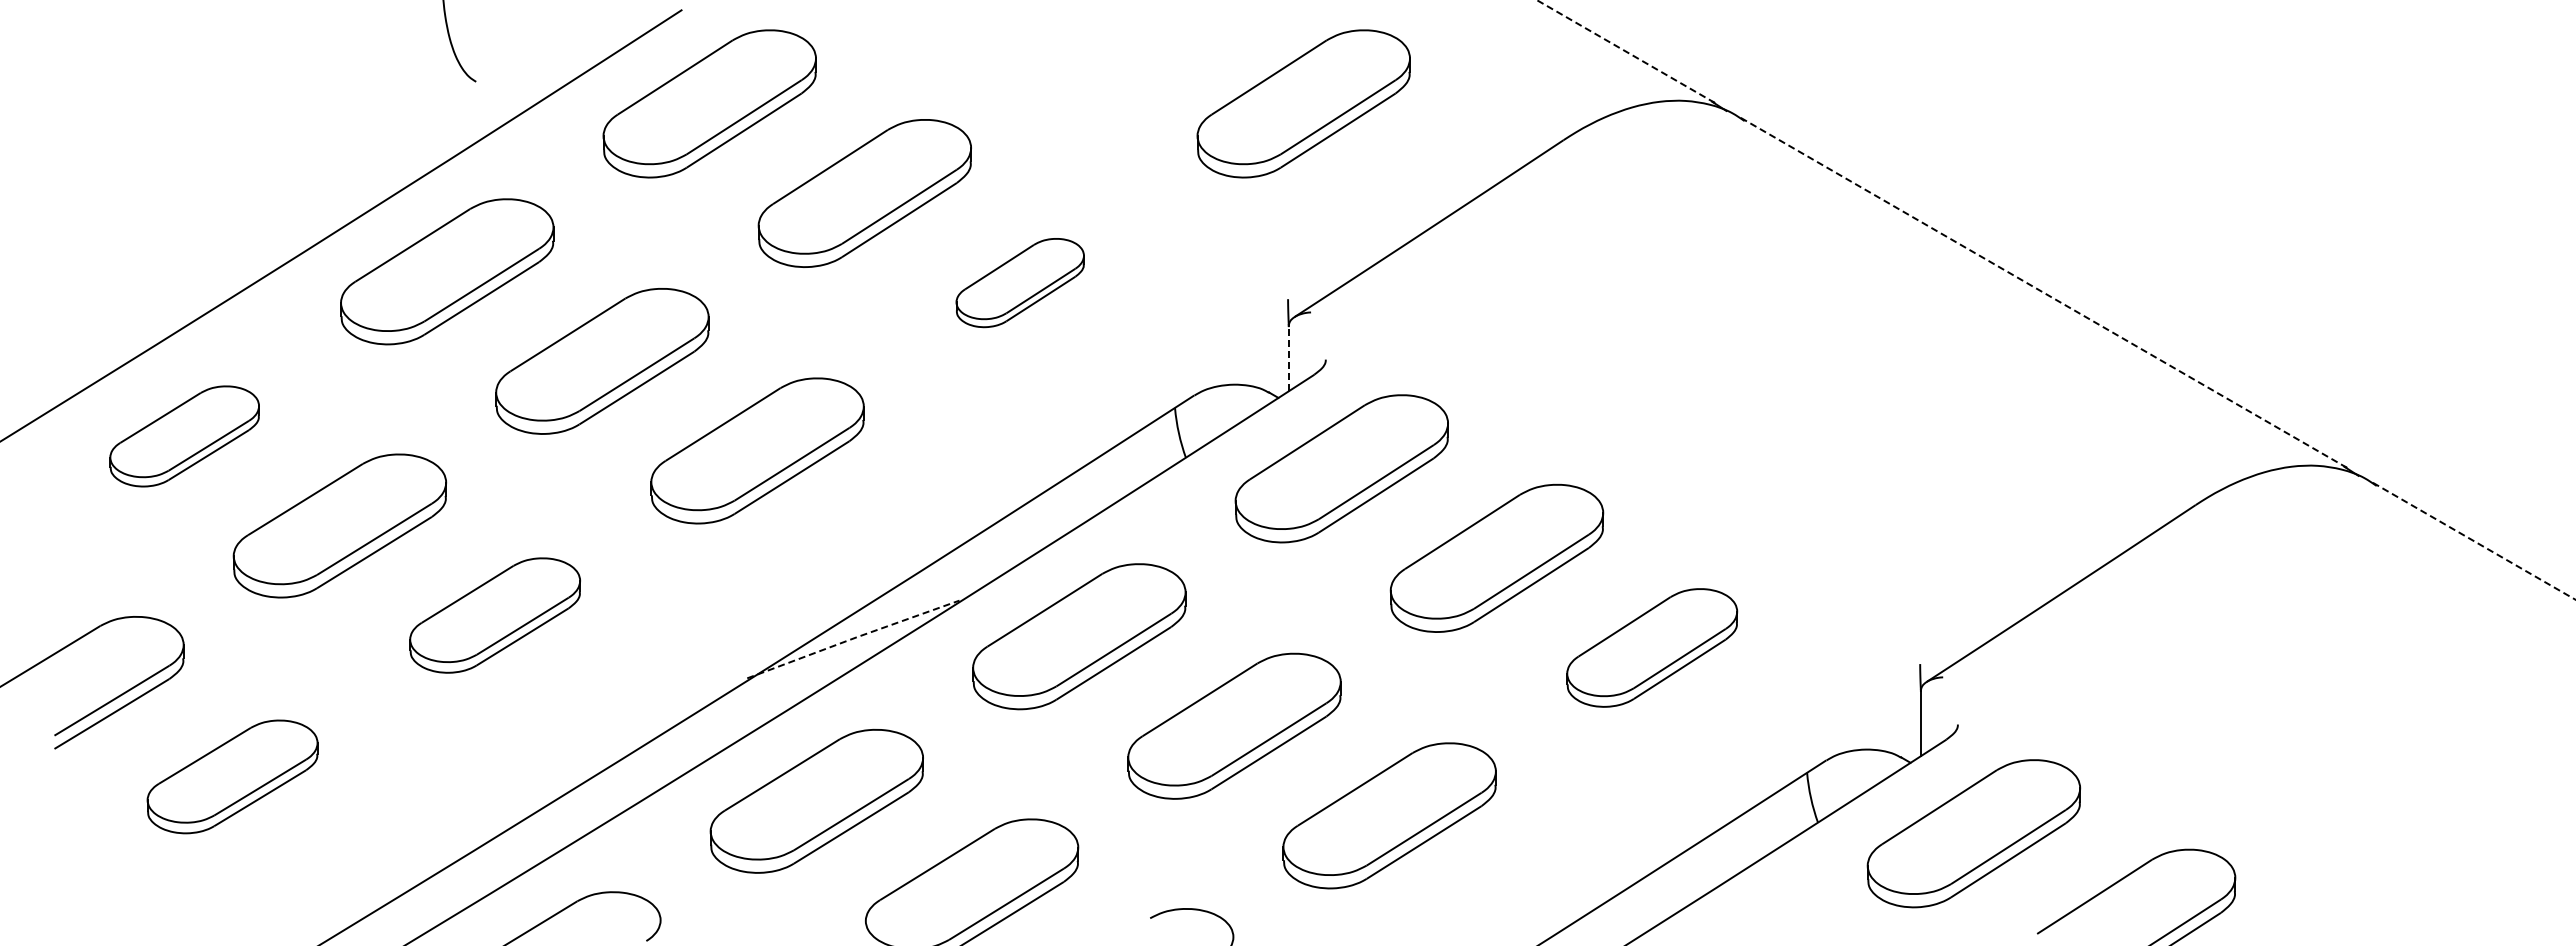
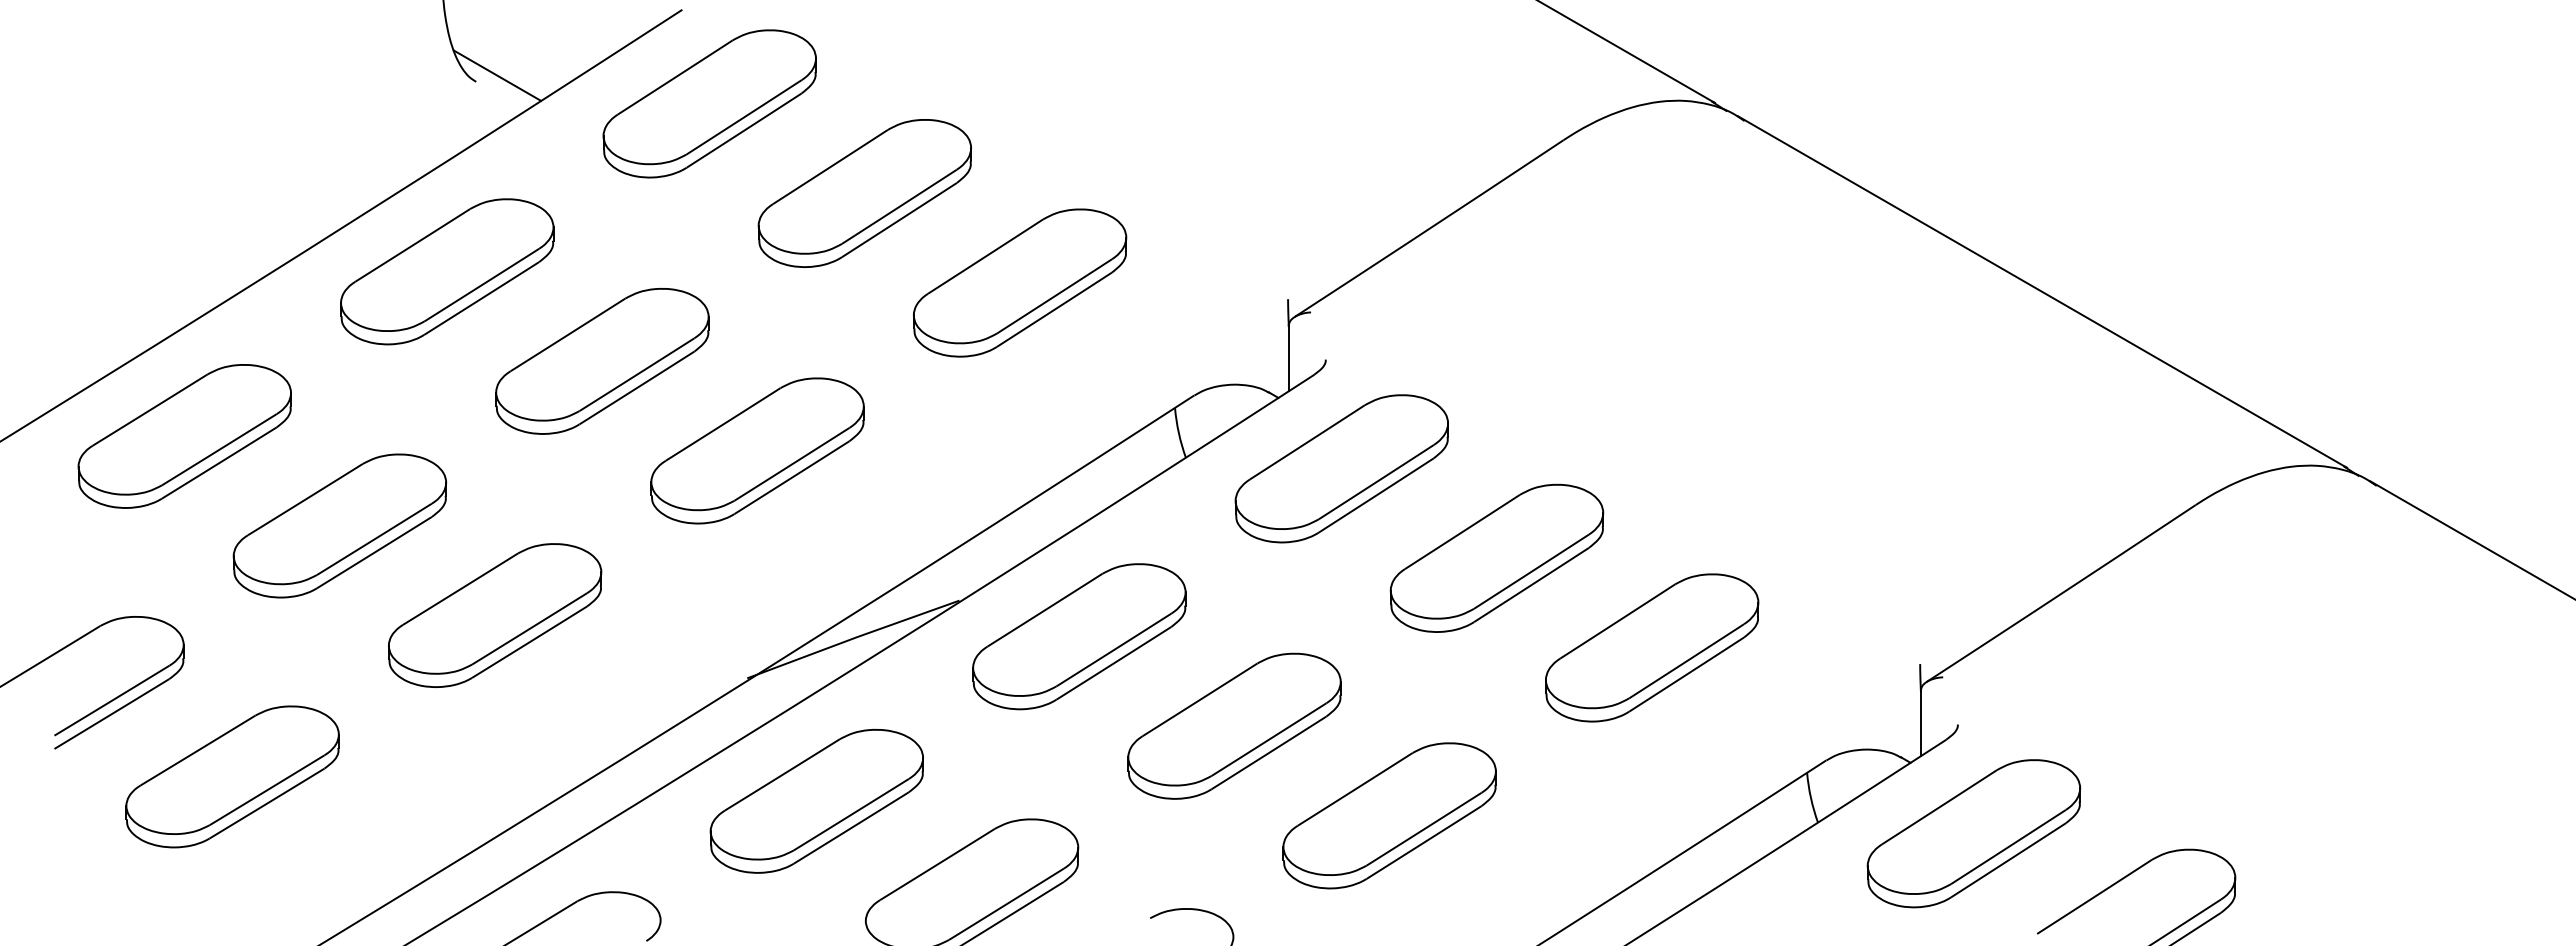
line: dashed -> solid (1625, 51)
line: none -> present (497, 75)
part: present -> none (1303, 103)
part size: 130x91 px -> 215x150 px (1020, 282)
line: dashed -> solid (2042, 292)
line: dashed -> solid (1288, 358)
part size: 151x103 px -> 215x145 px (184, 436)
line: dashed -> solid (2473, 540)
part size: 172x117 px -> 215x145 px (495, 615)
line: dashed -> solid (853, 638)
part size: 173x120 px -> 215x150 px (1652, 647)
part size: 173x116 px -> 215x144 px (232, 776)
